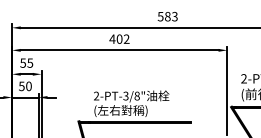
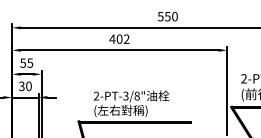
text: 583 -> 550 (170, 16)
text: 50 -> 30 (21, 85)
